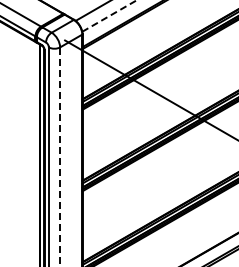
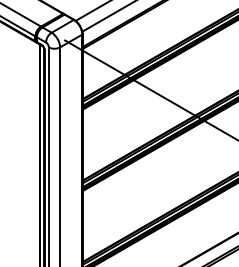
line: dashed -> solid (109, 15)
line: dashed -> solid (60, 156)
